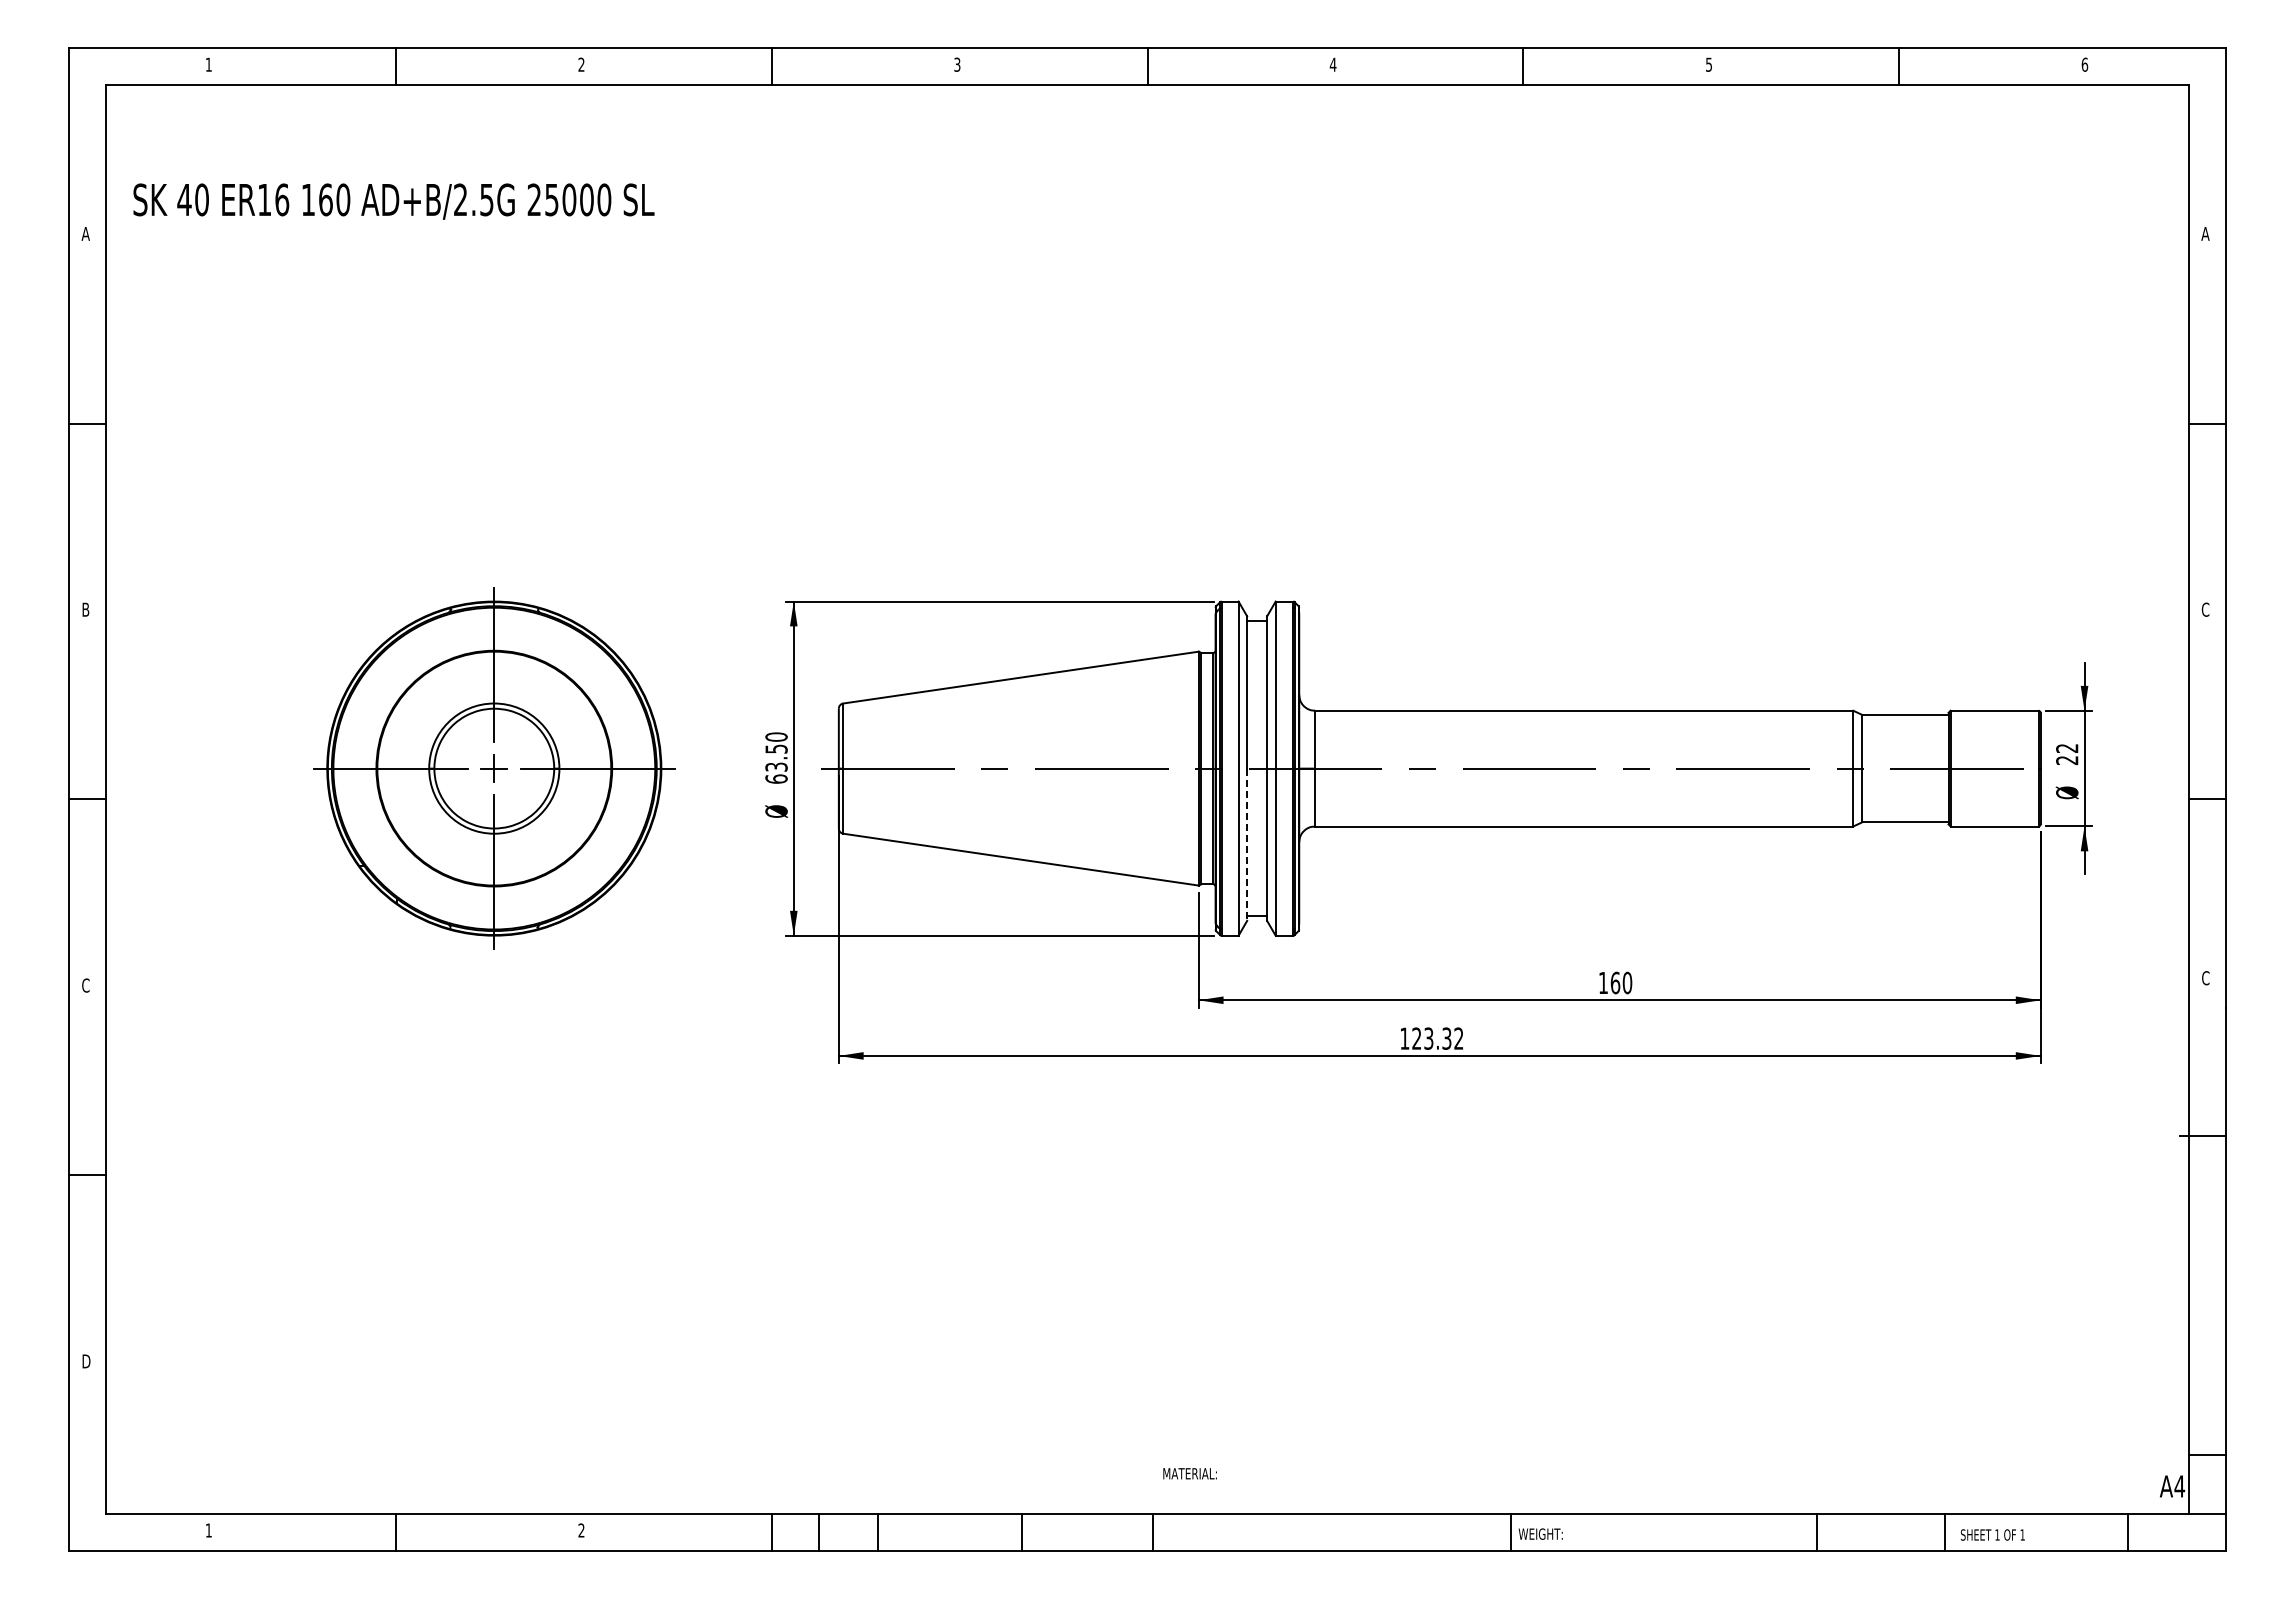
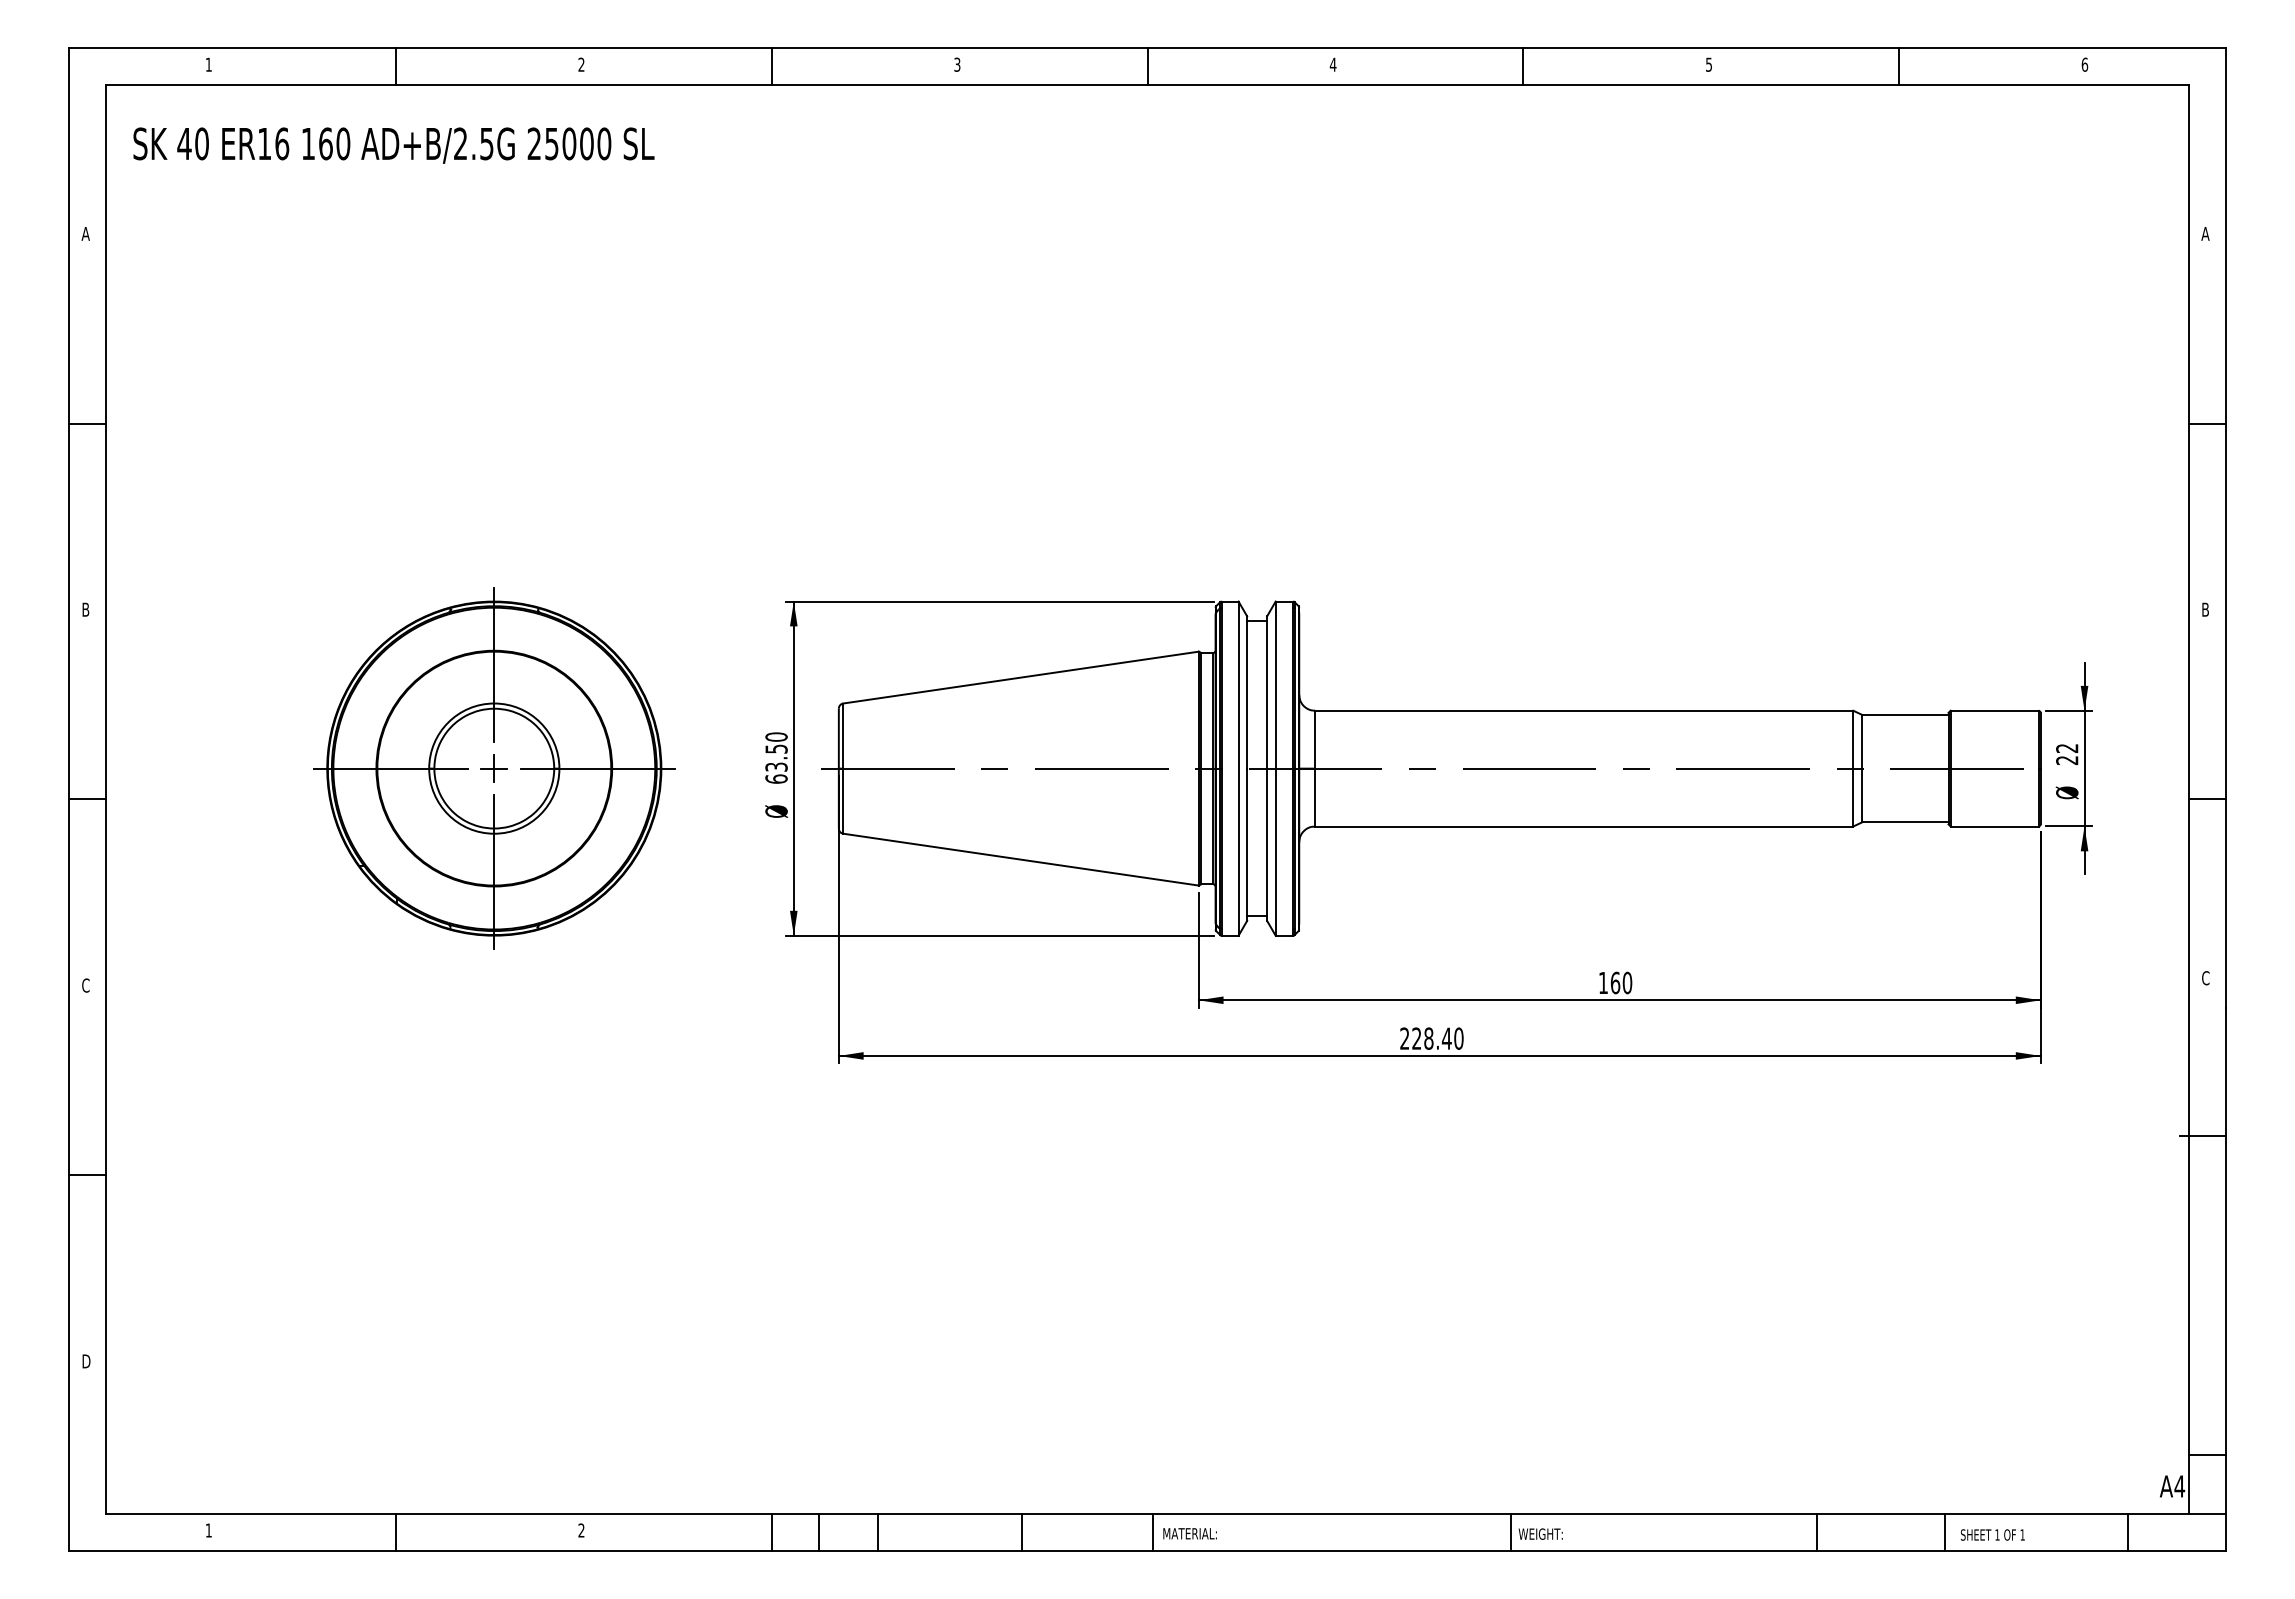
text position: (393, 201) -> (393, 145) (393, 145)
text: C -> B (2205, 609)
line: dashed -> solid (1247, 845)
text: 123.32 -> 228.40 (1431, 1038)
text position: (1189, 1473) -> (1189, 1533) (1189, 1533)
